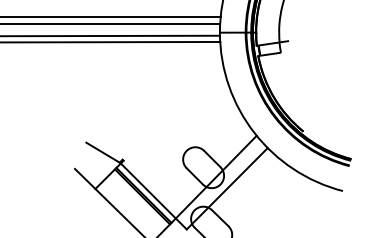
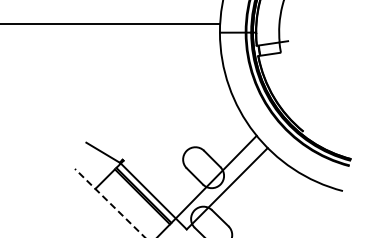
line: present -> none (111, 17)
line: present -> none (110, 35)
line: present -> none (111, 41)
line: solid -> dashed (109, 203)
